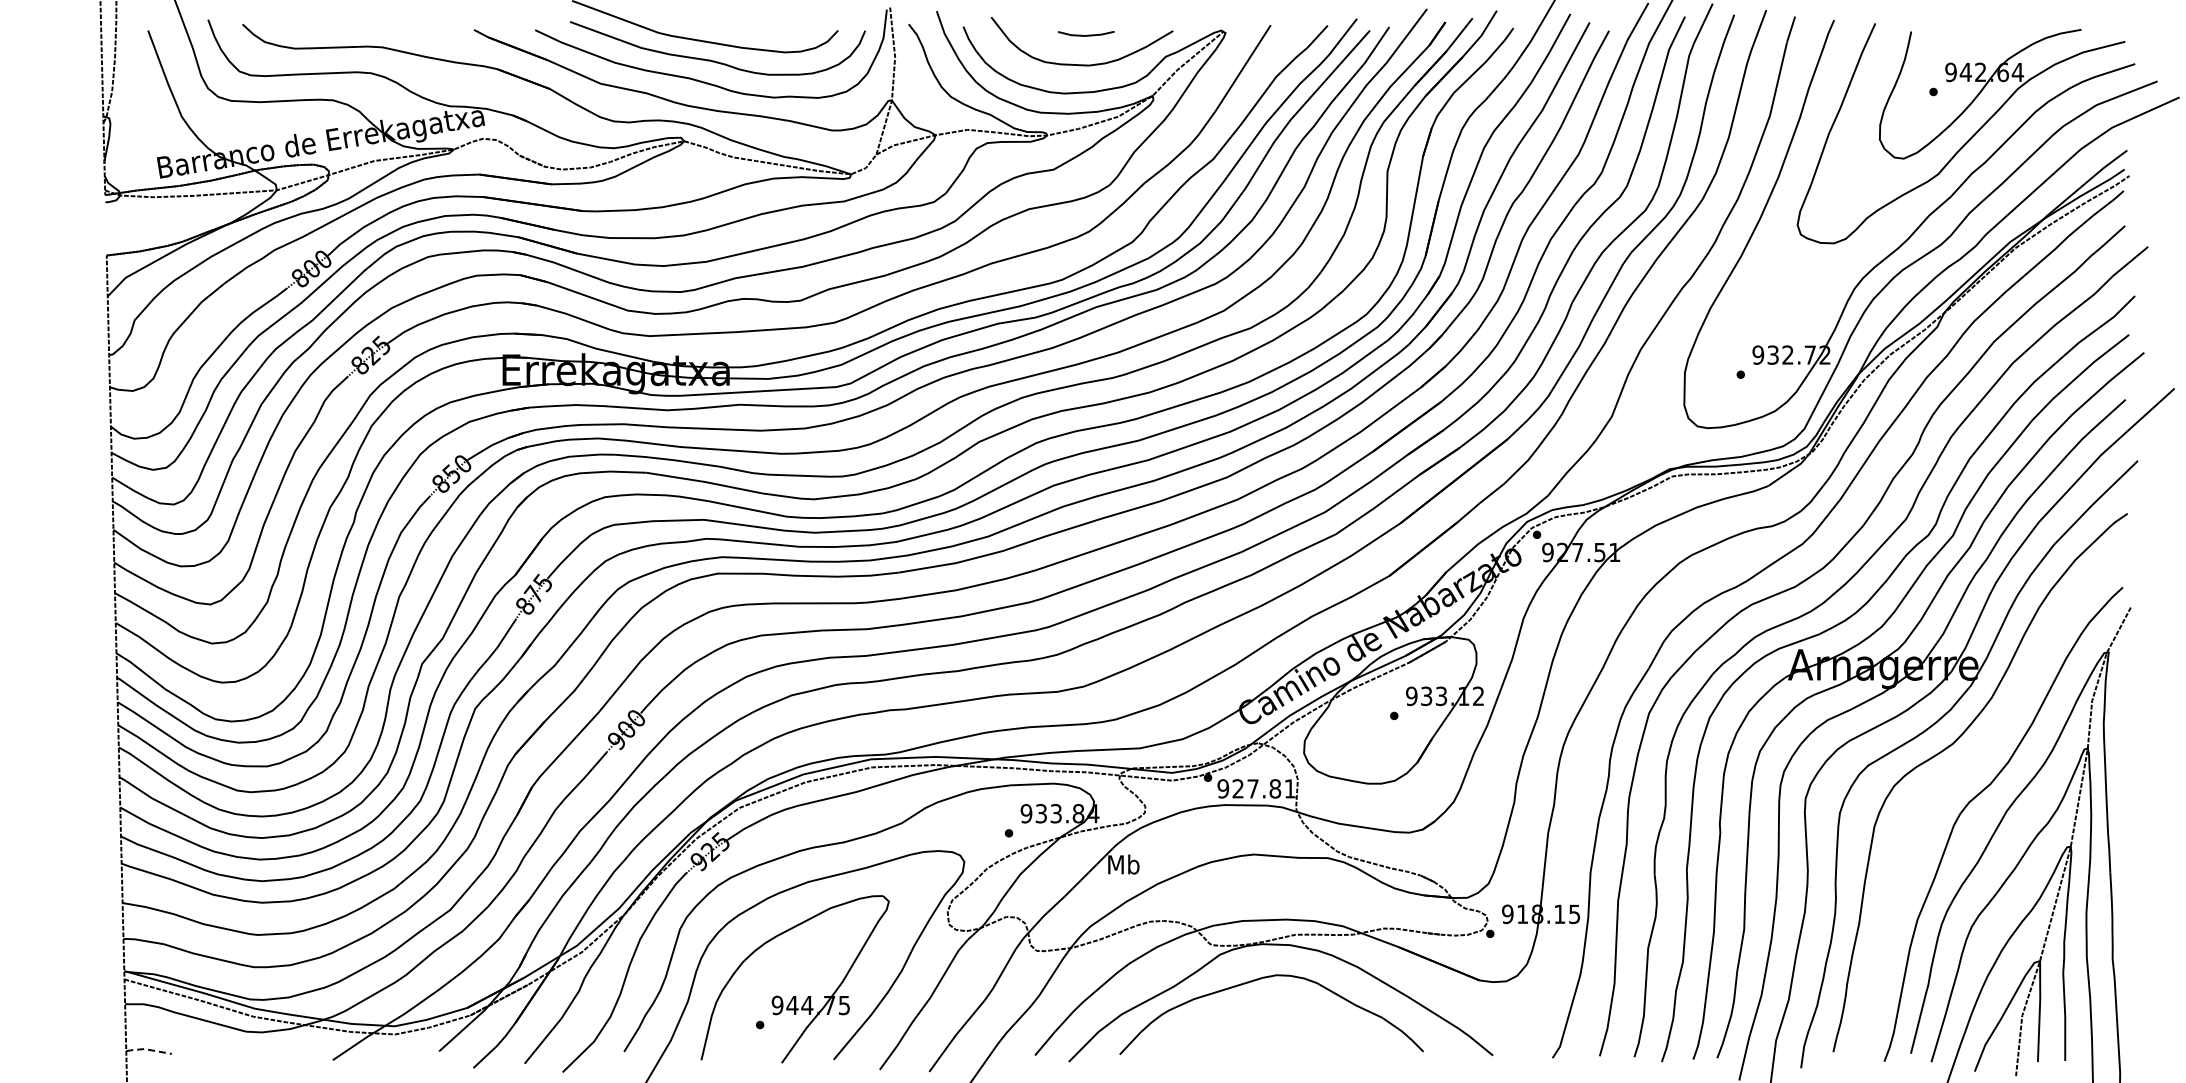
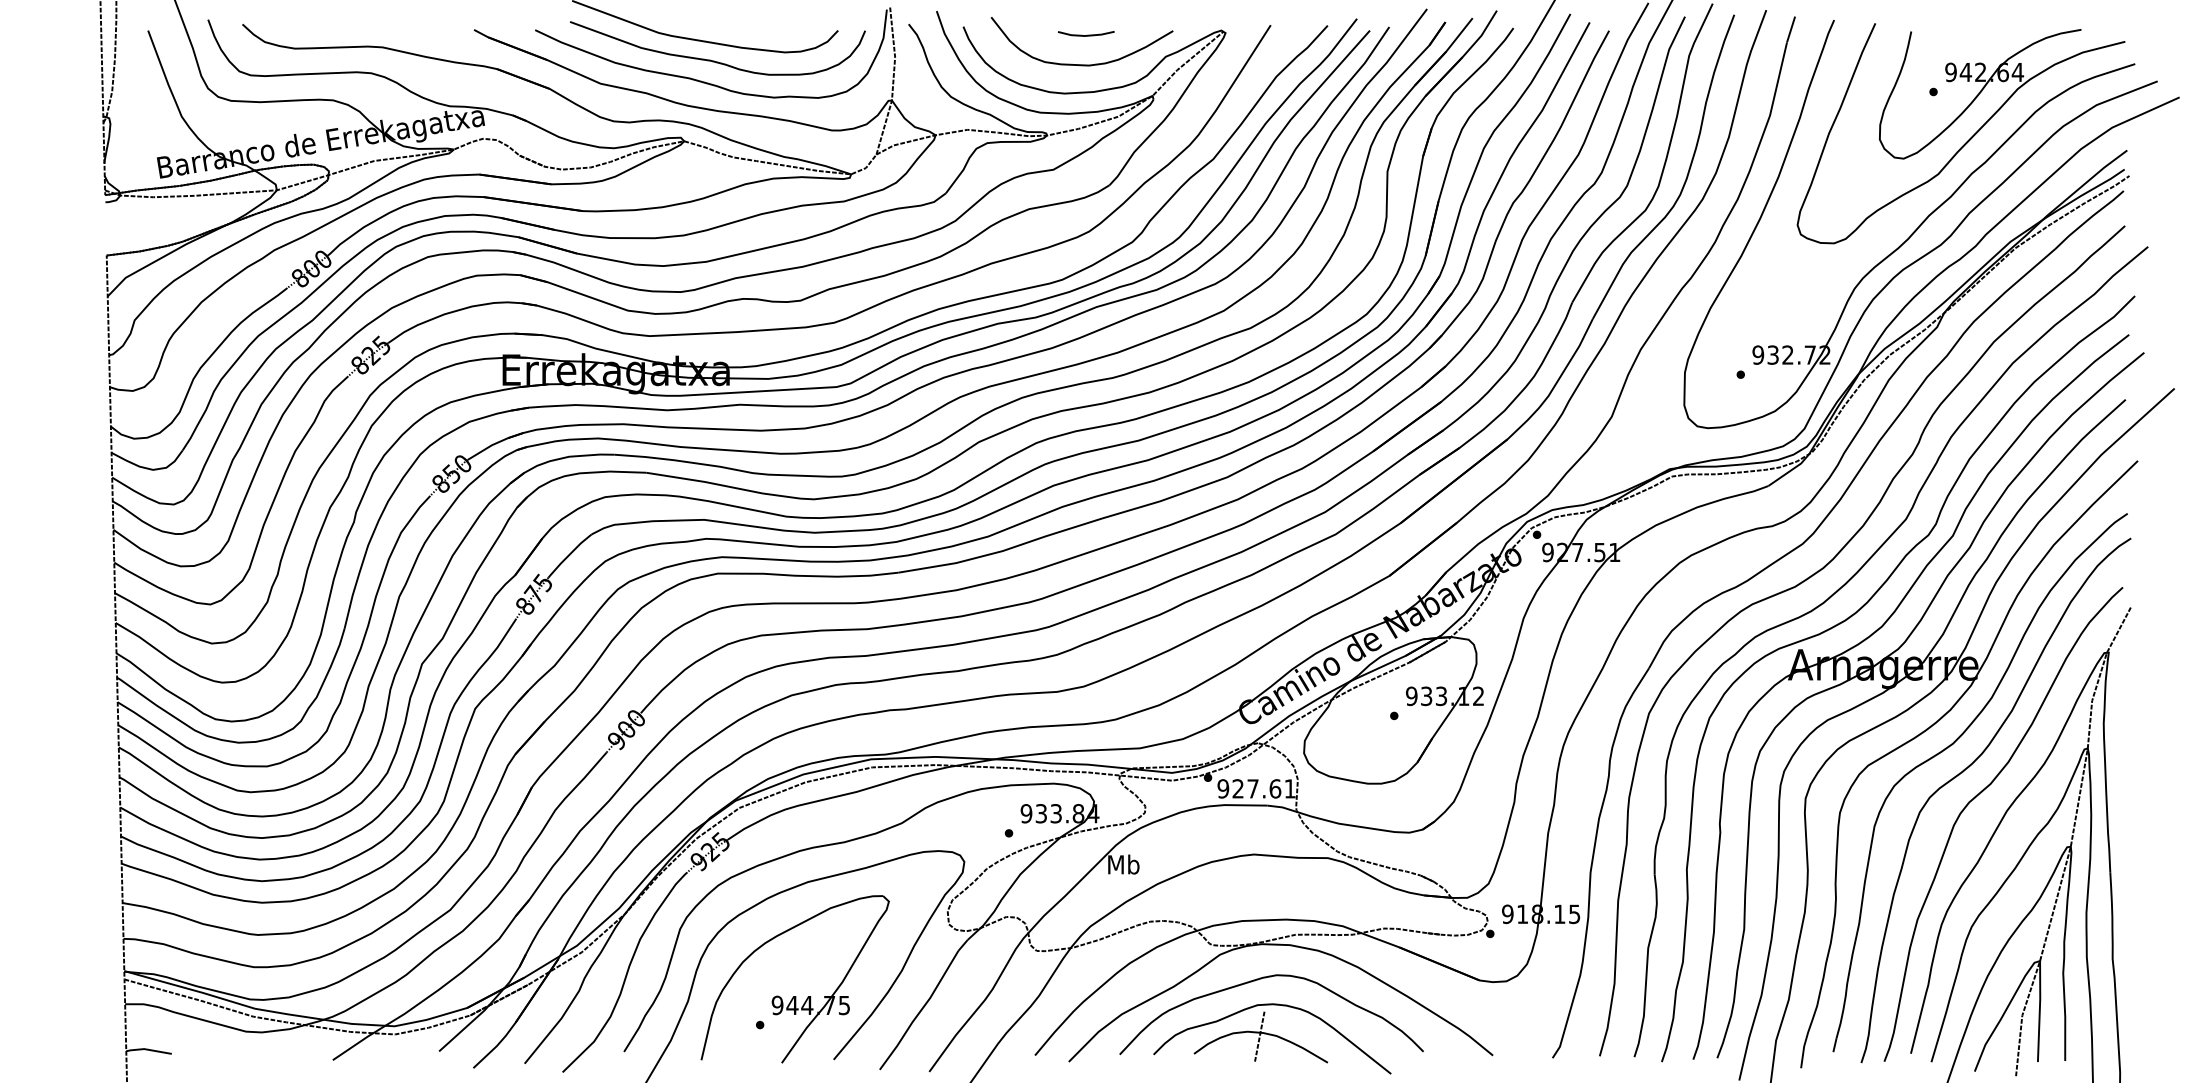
curve: none -> present (1968, 768)
text: 927.81 -> 927.61 (1275, 788)
part: none -> present (1272, 1038)
line: dashed -> solid (148, 1049)
